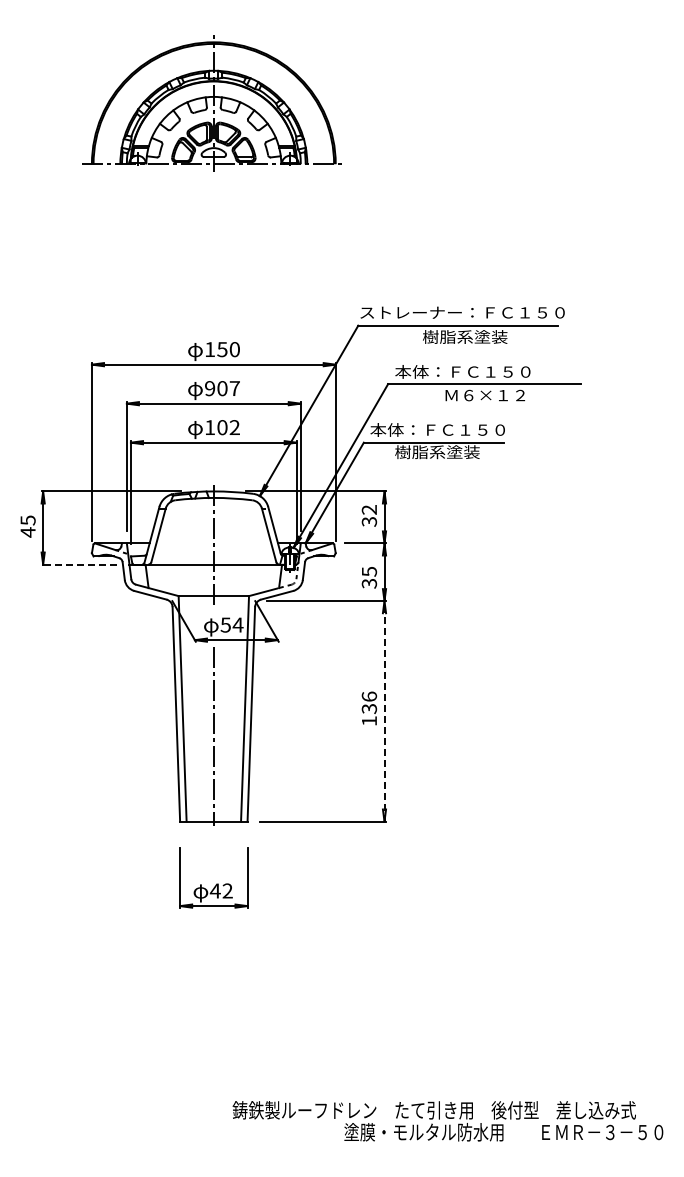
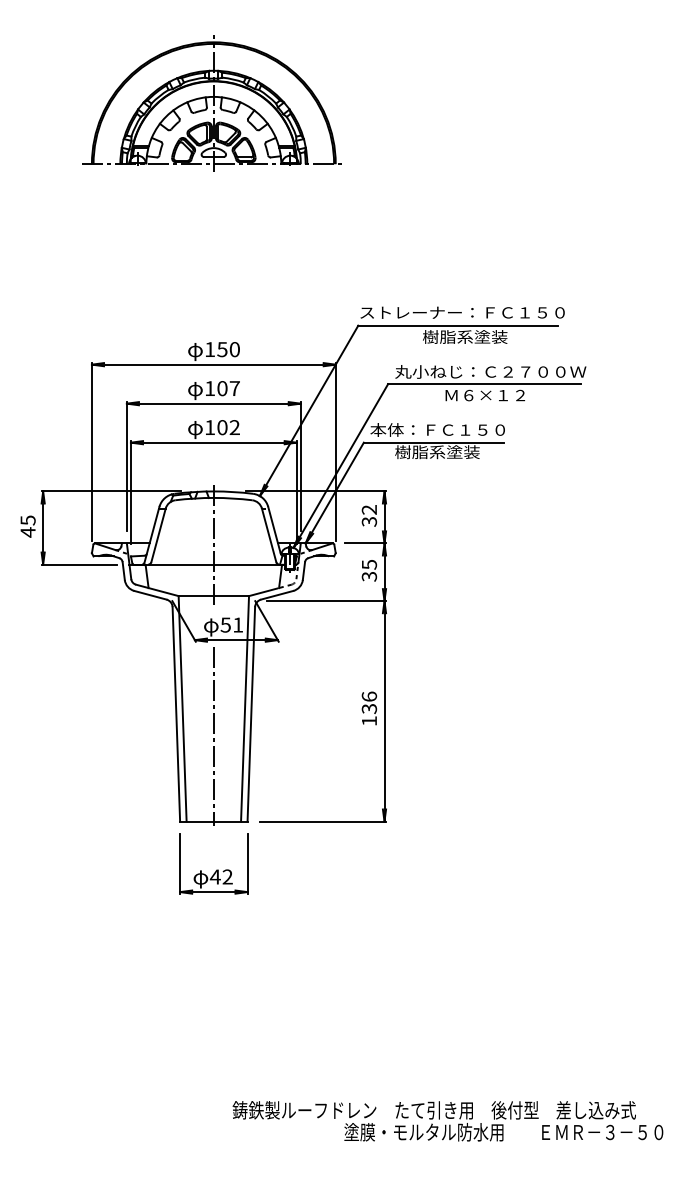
text: 本体：ＦＣ１５０ -> 丸小ねじ：Ｃ２７００Ｗ (490, 371)
text: 907 -> 107 (210, 388)
line: dashed -> solid (79, 564)
text position: (368, 577) -> (368, 570) (368, 570)
text: 54 -> 51 (237, 624)
line: dashed -> solid (384, 710)
part position: (216, 883) -> (216, 869) (216, 869)
